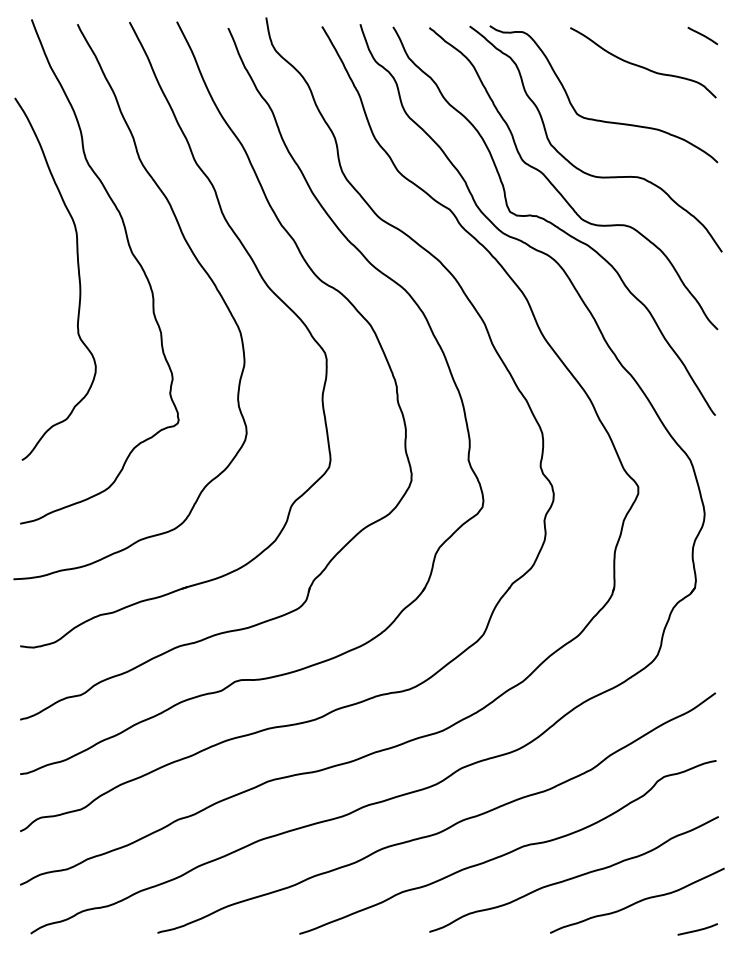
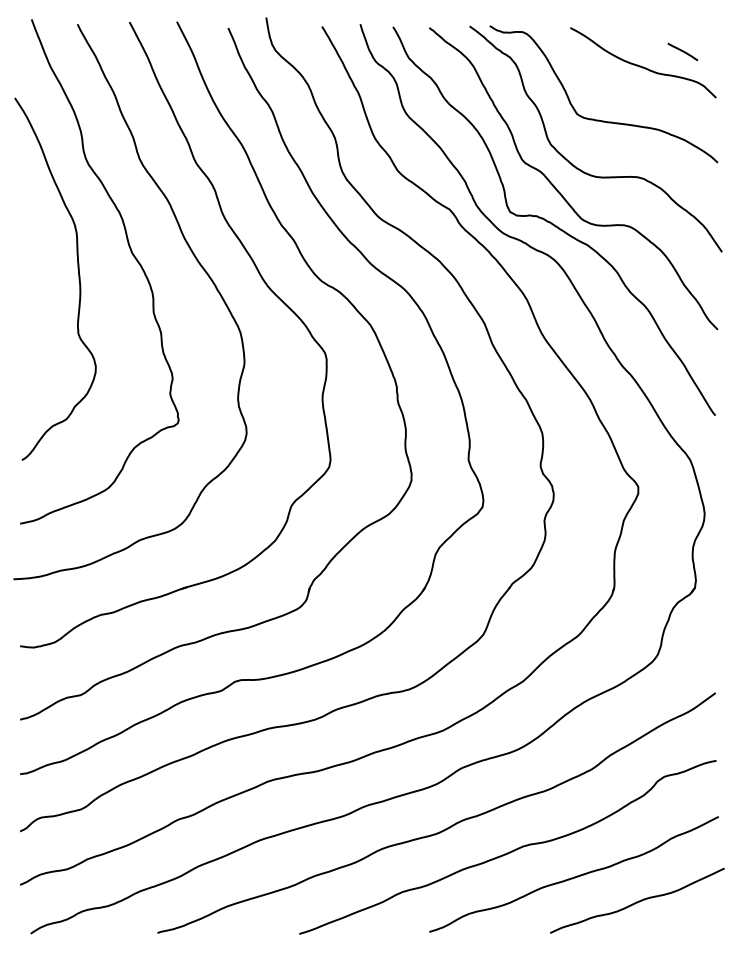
line position: (702, 35) -> (682, 51) (682, 51)
line: present -> none (697, 929)
